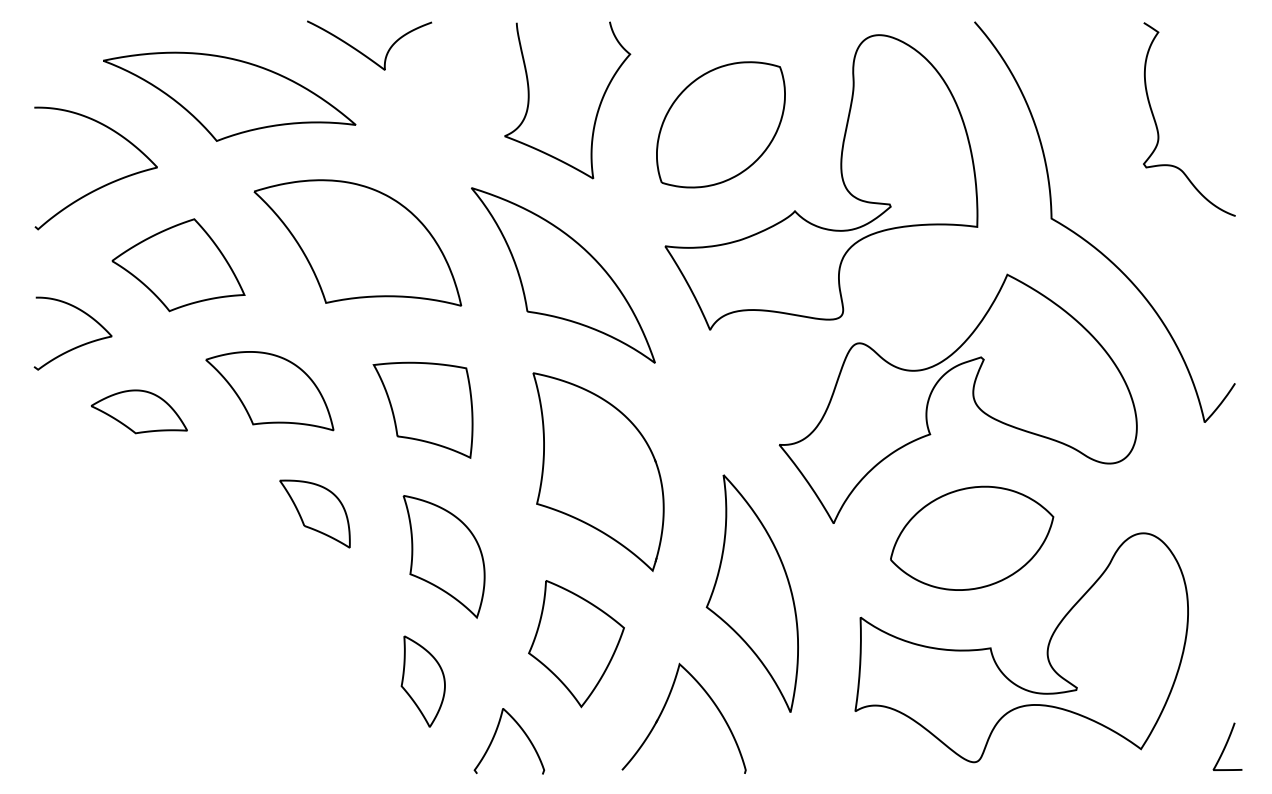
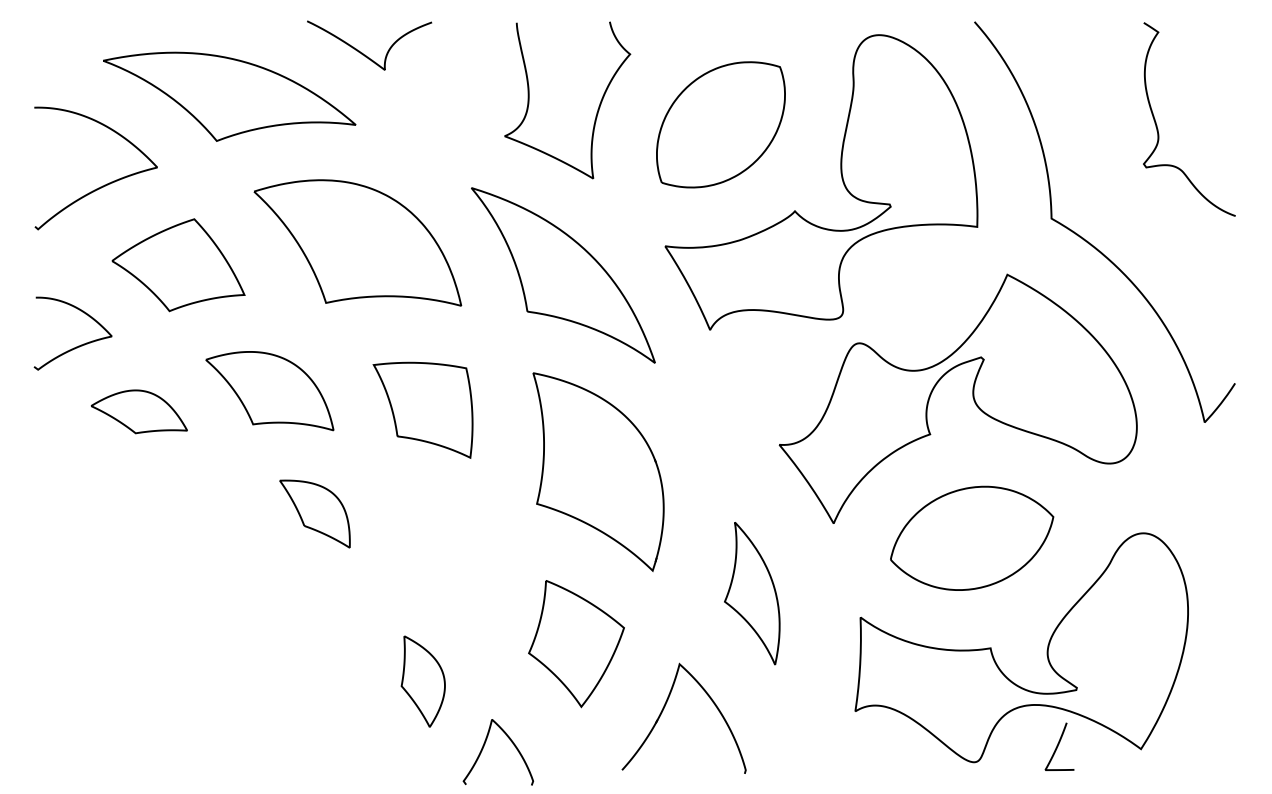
part: present -> none (443, 556)
part size: 94x239 px -> 57x144 px (752, 593)
curve position: (495, 735) -> (484, 746) (484, 746)
curve position: (1226, 746) -> (1058, 746) (1058, 746)
